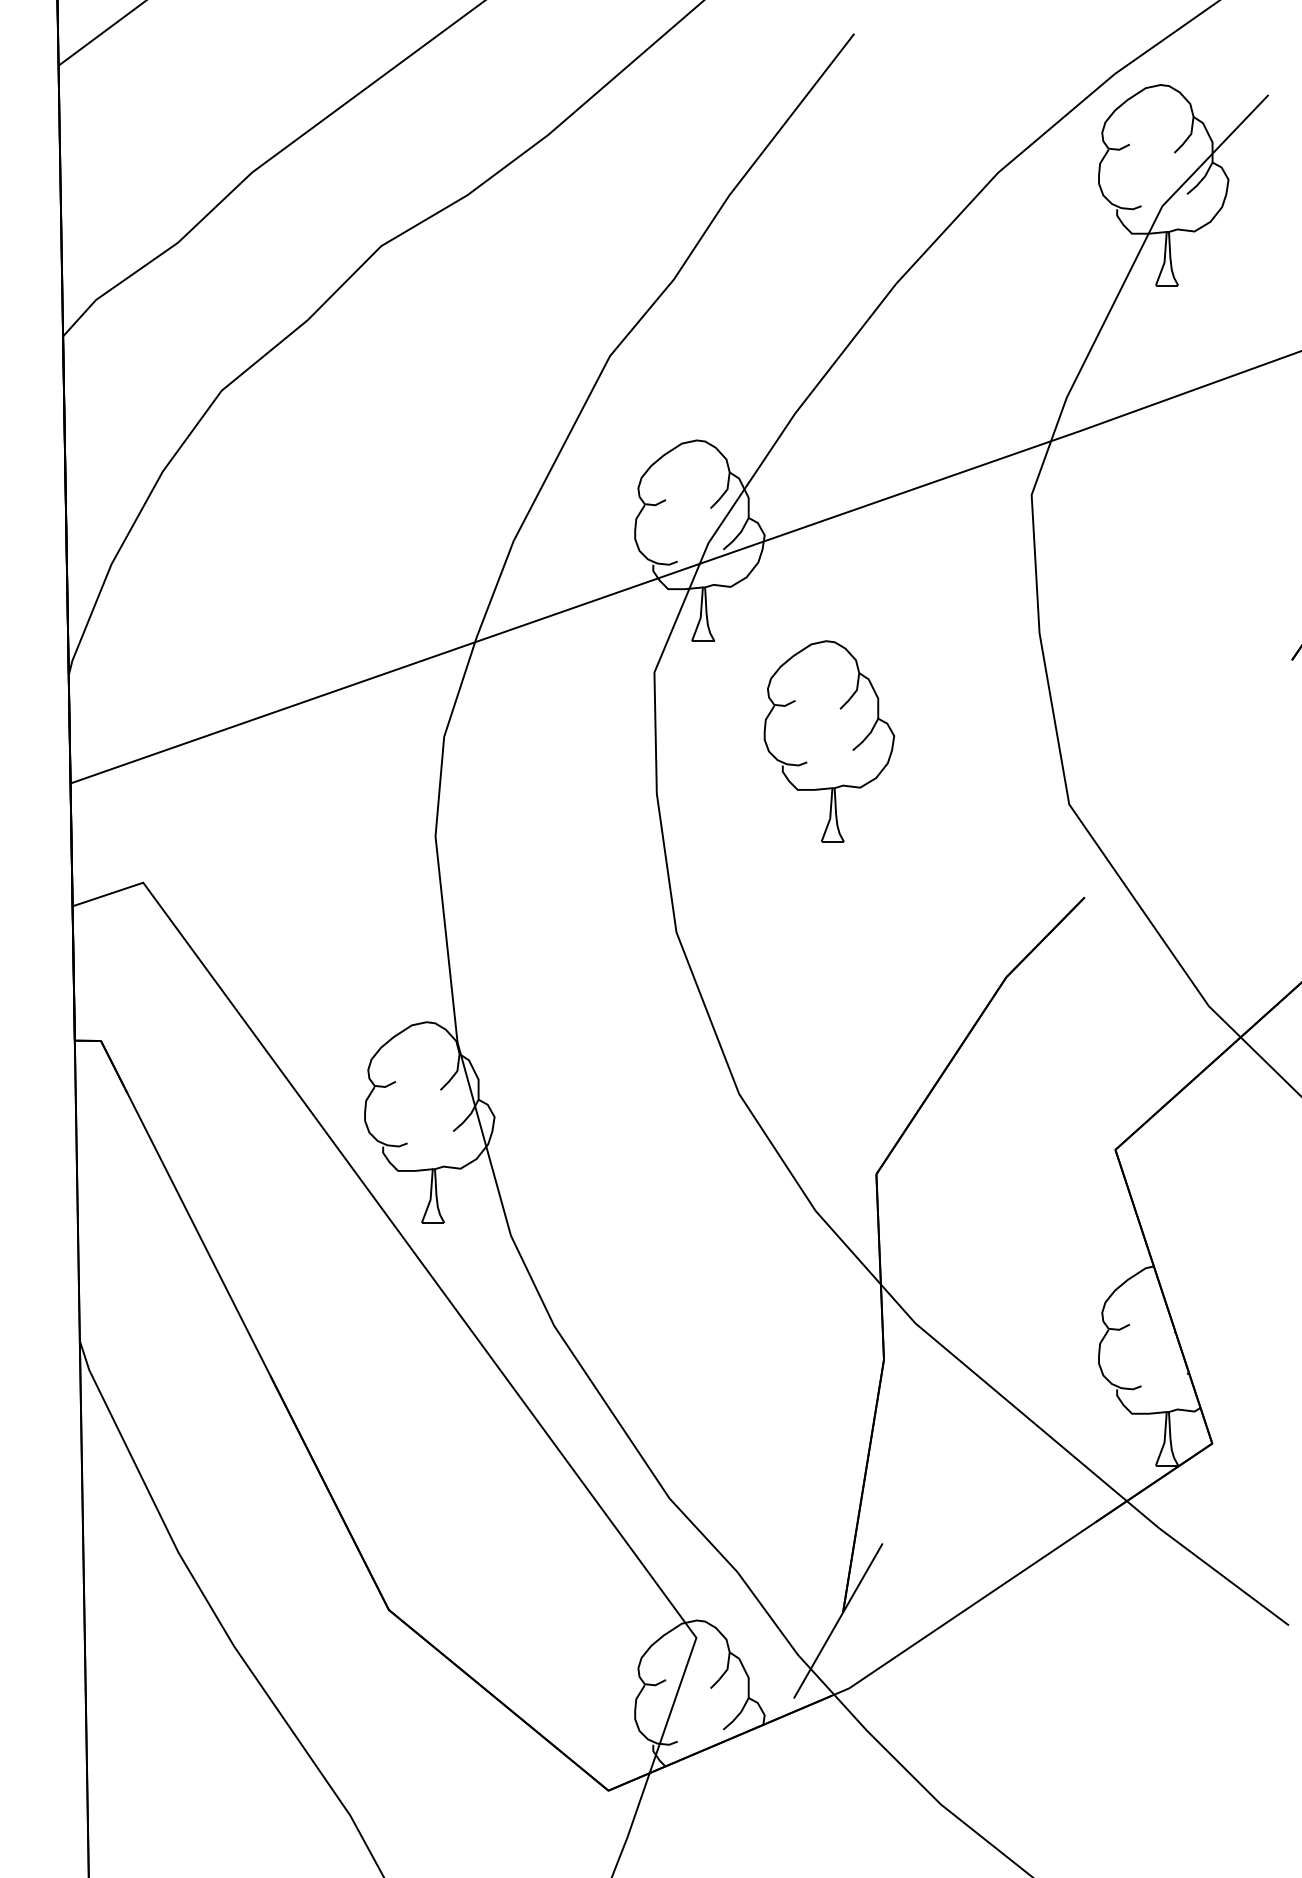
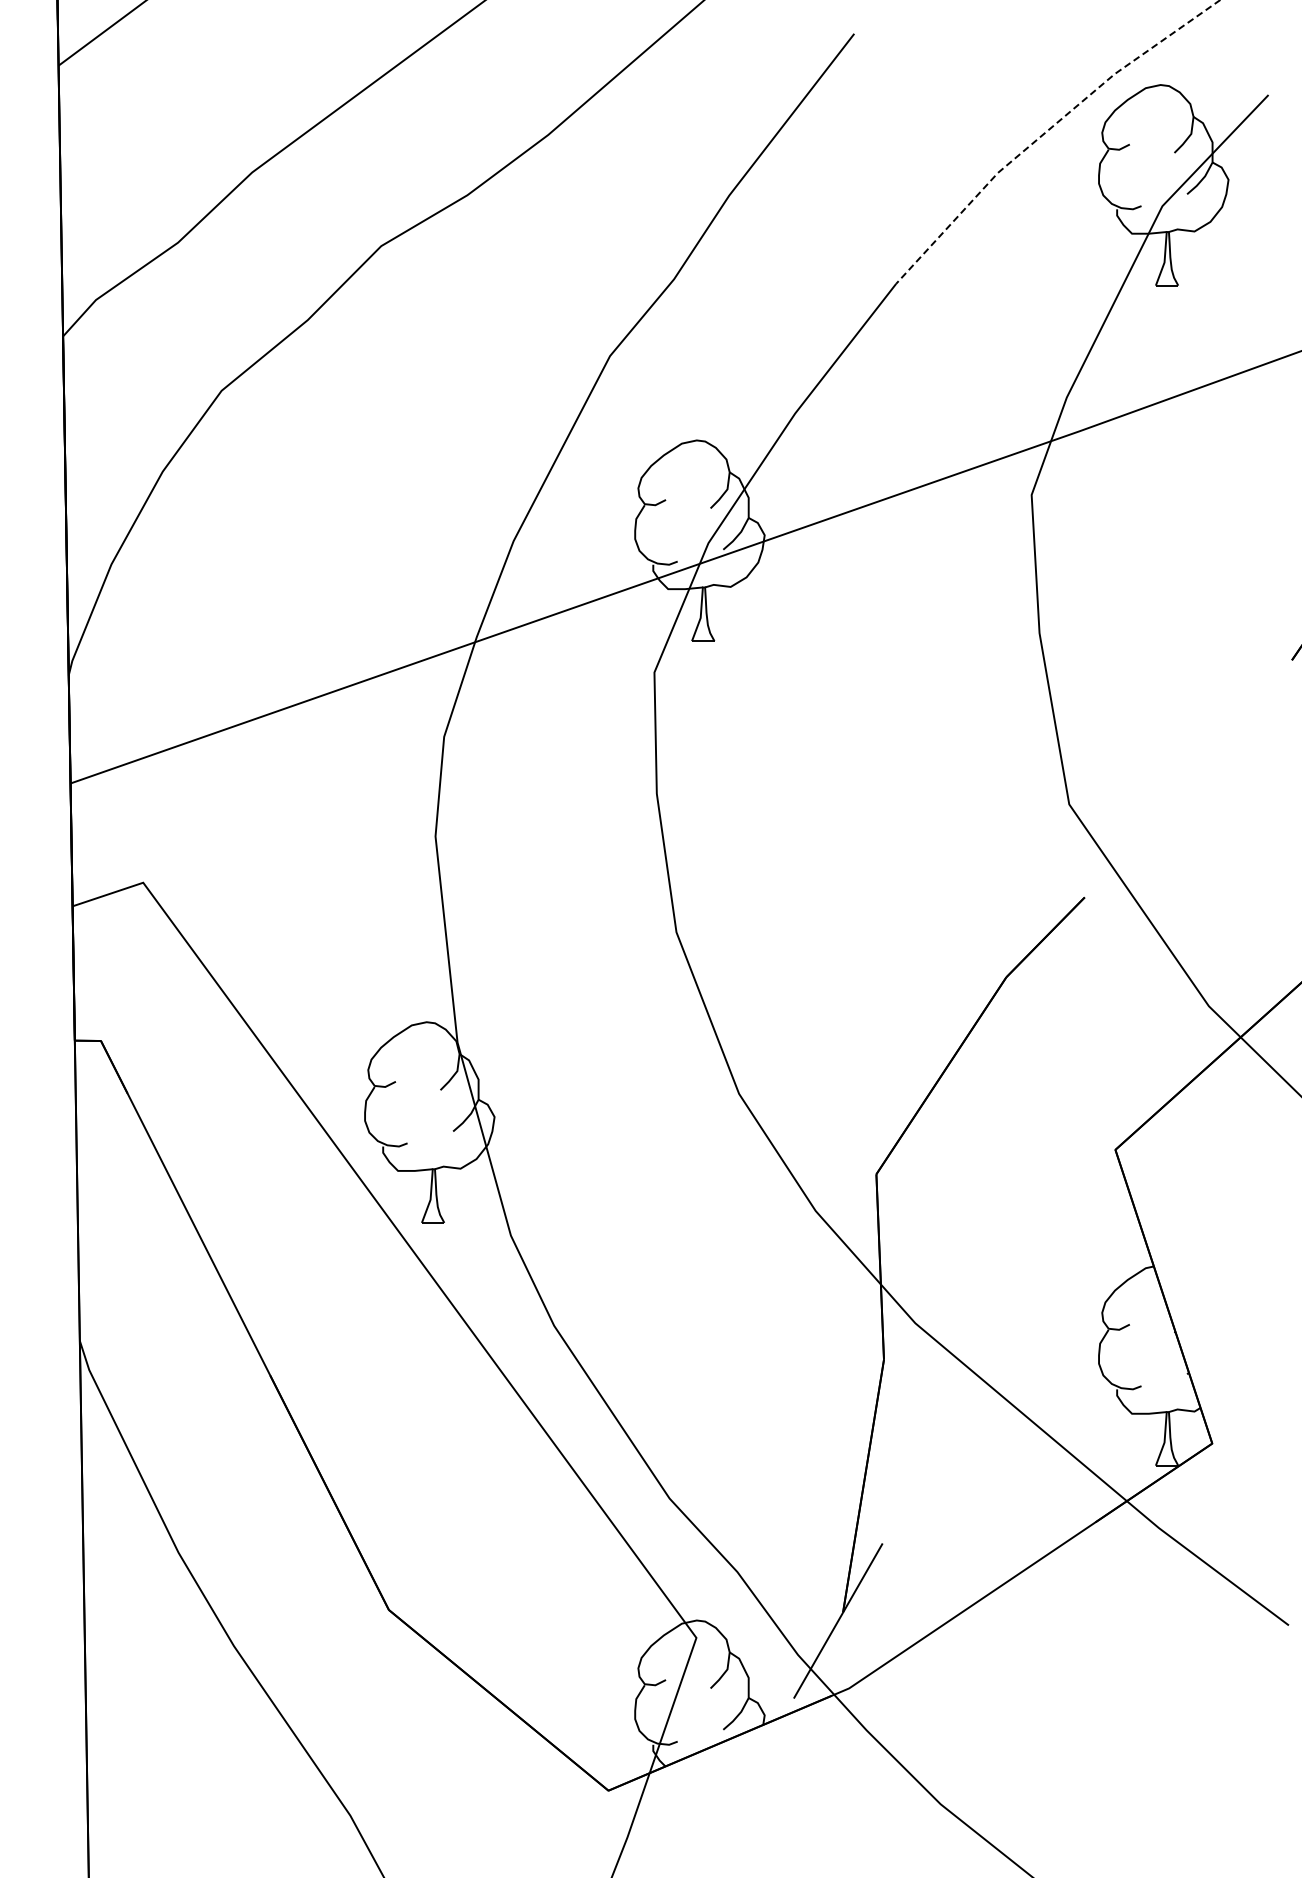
line: solid -> dashed (1047, 130)
part: present -> none (829, 741)
